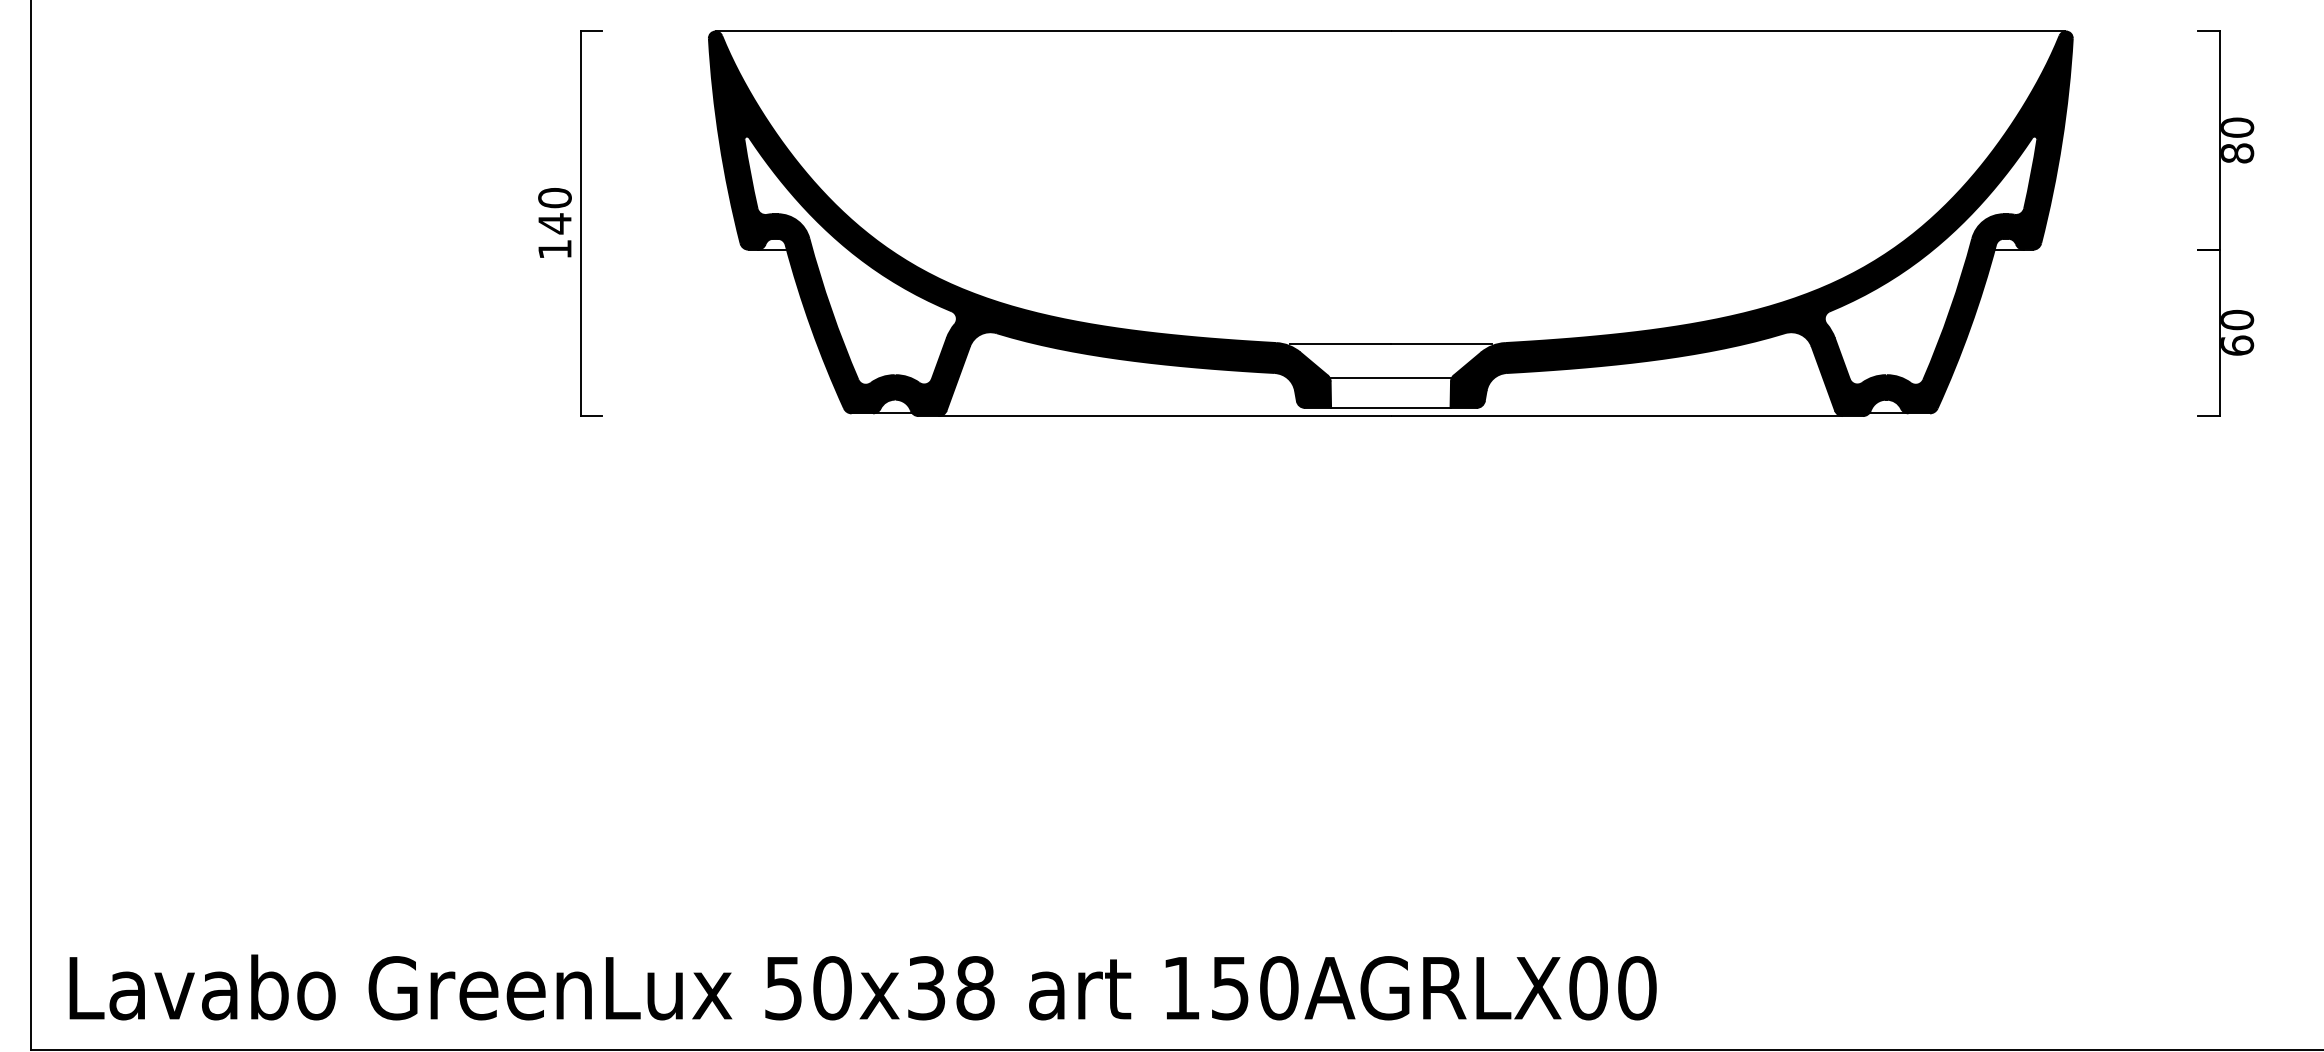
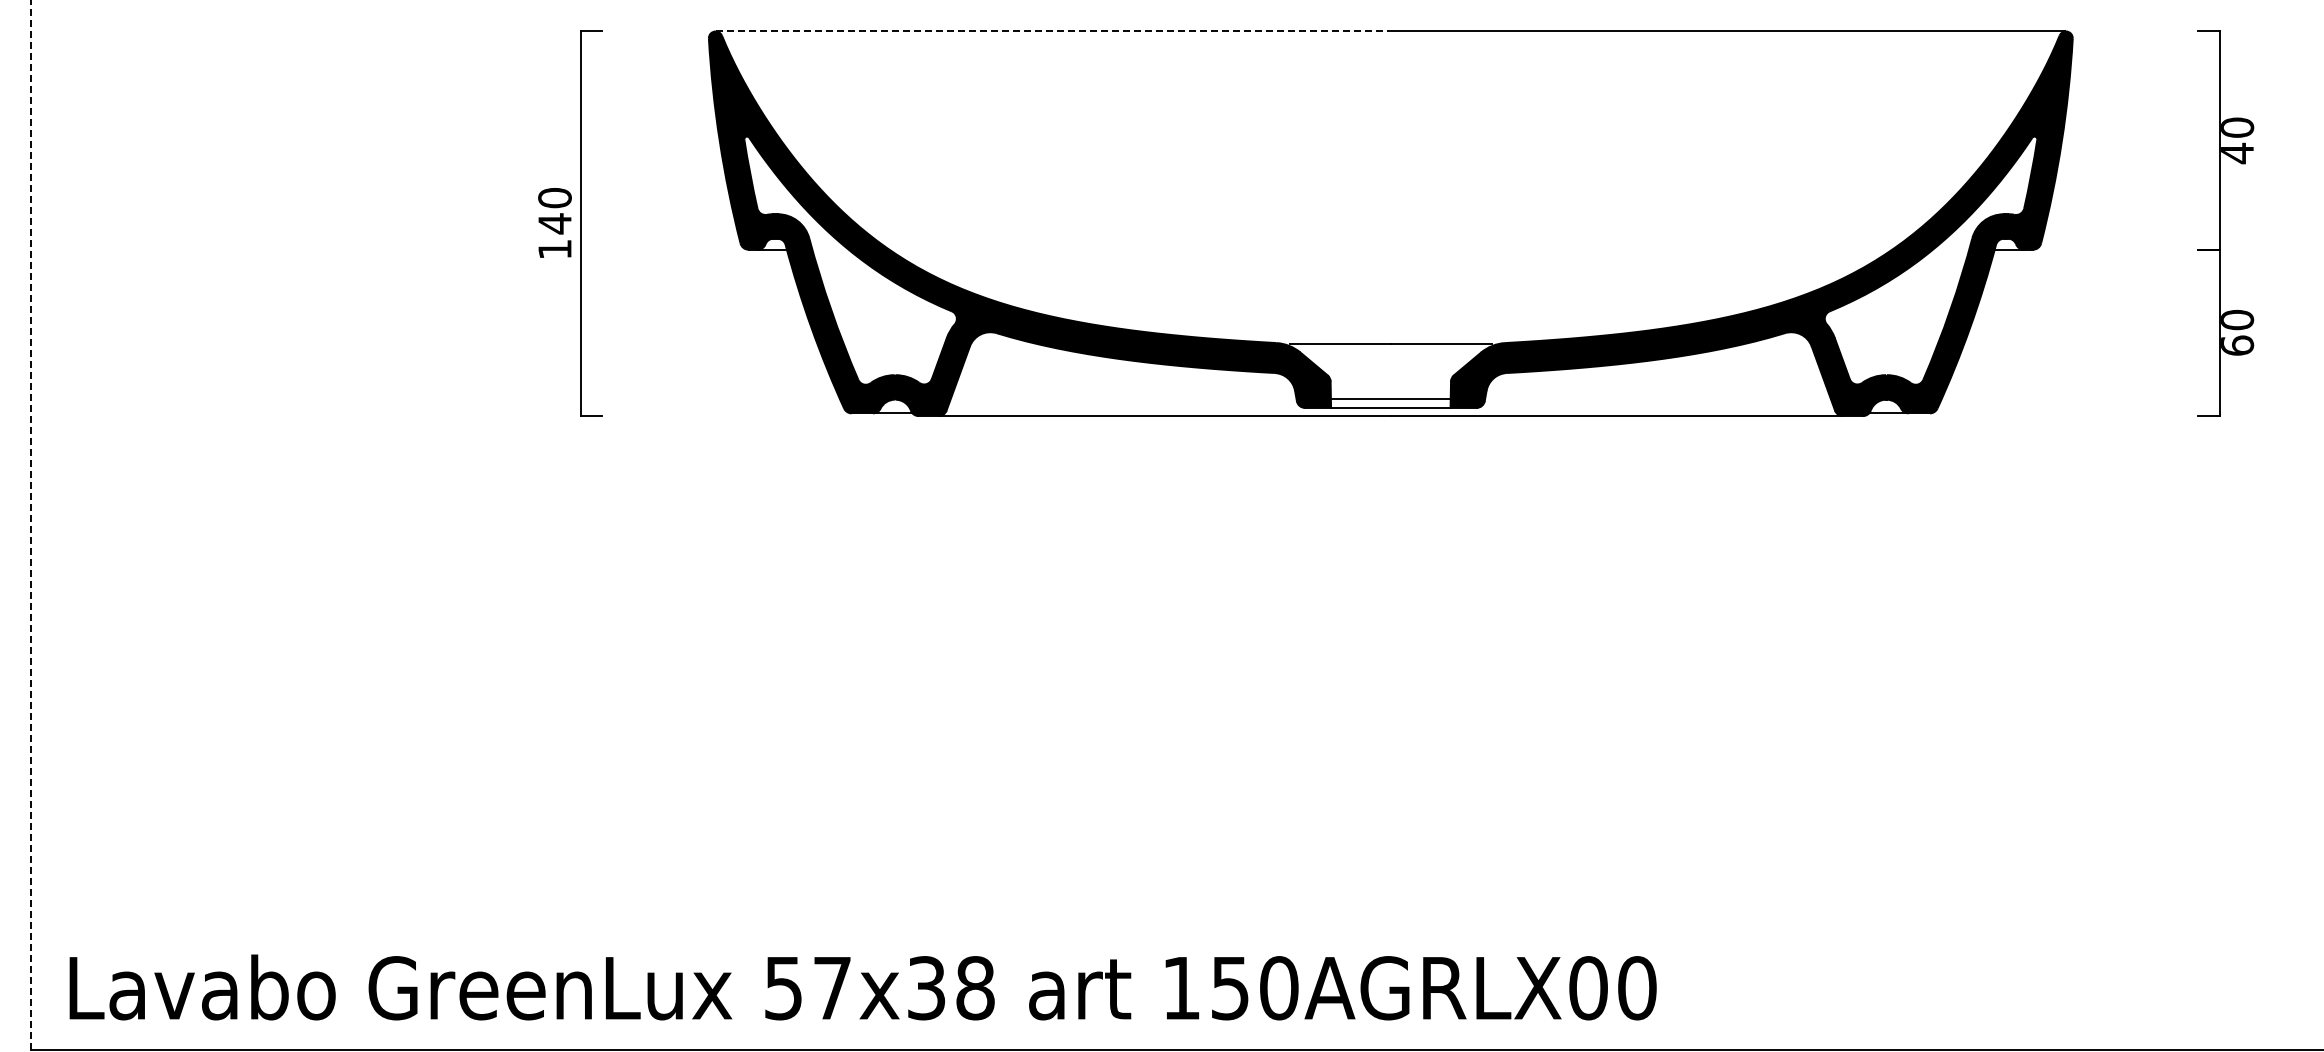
line: solid -> dashed (1053, 31)
text: 80 -> 40 (2237, 153)
line position: (1390, 377) -> (1390, 398) (1390, 398)
line: solid -> dashed (31, 525)
text: 50x38 -> 57x38 (832, 988)
